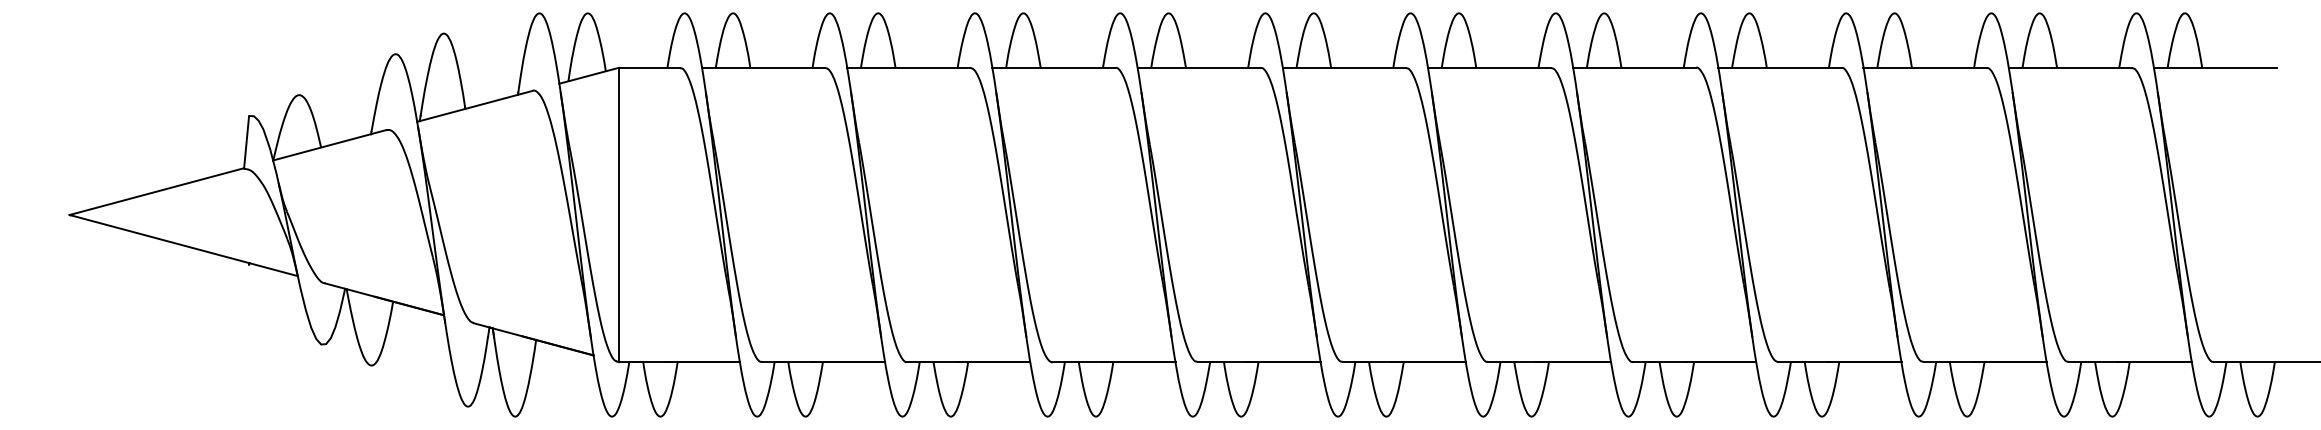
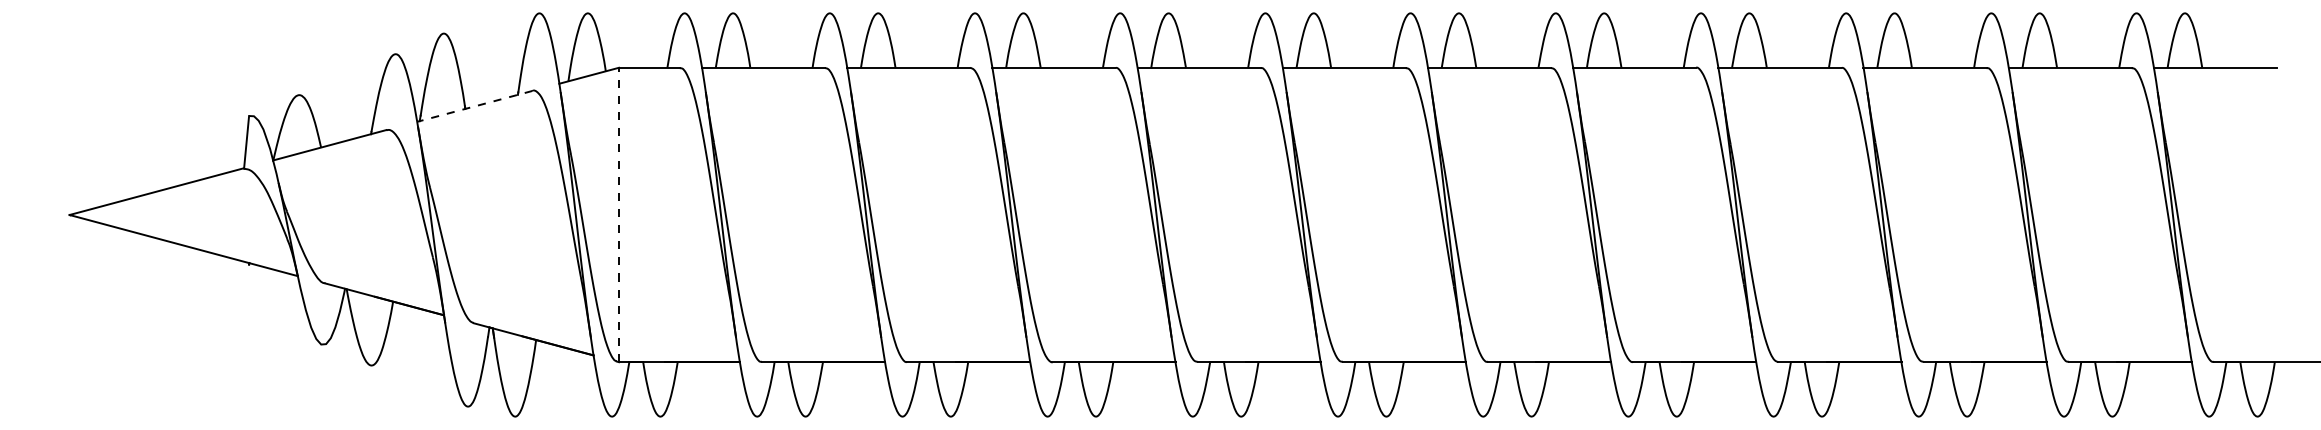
line: solid -> dashed (474, 106)
line: solid -> dashed (619, 214)
